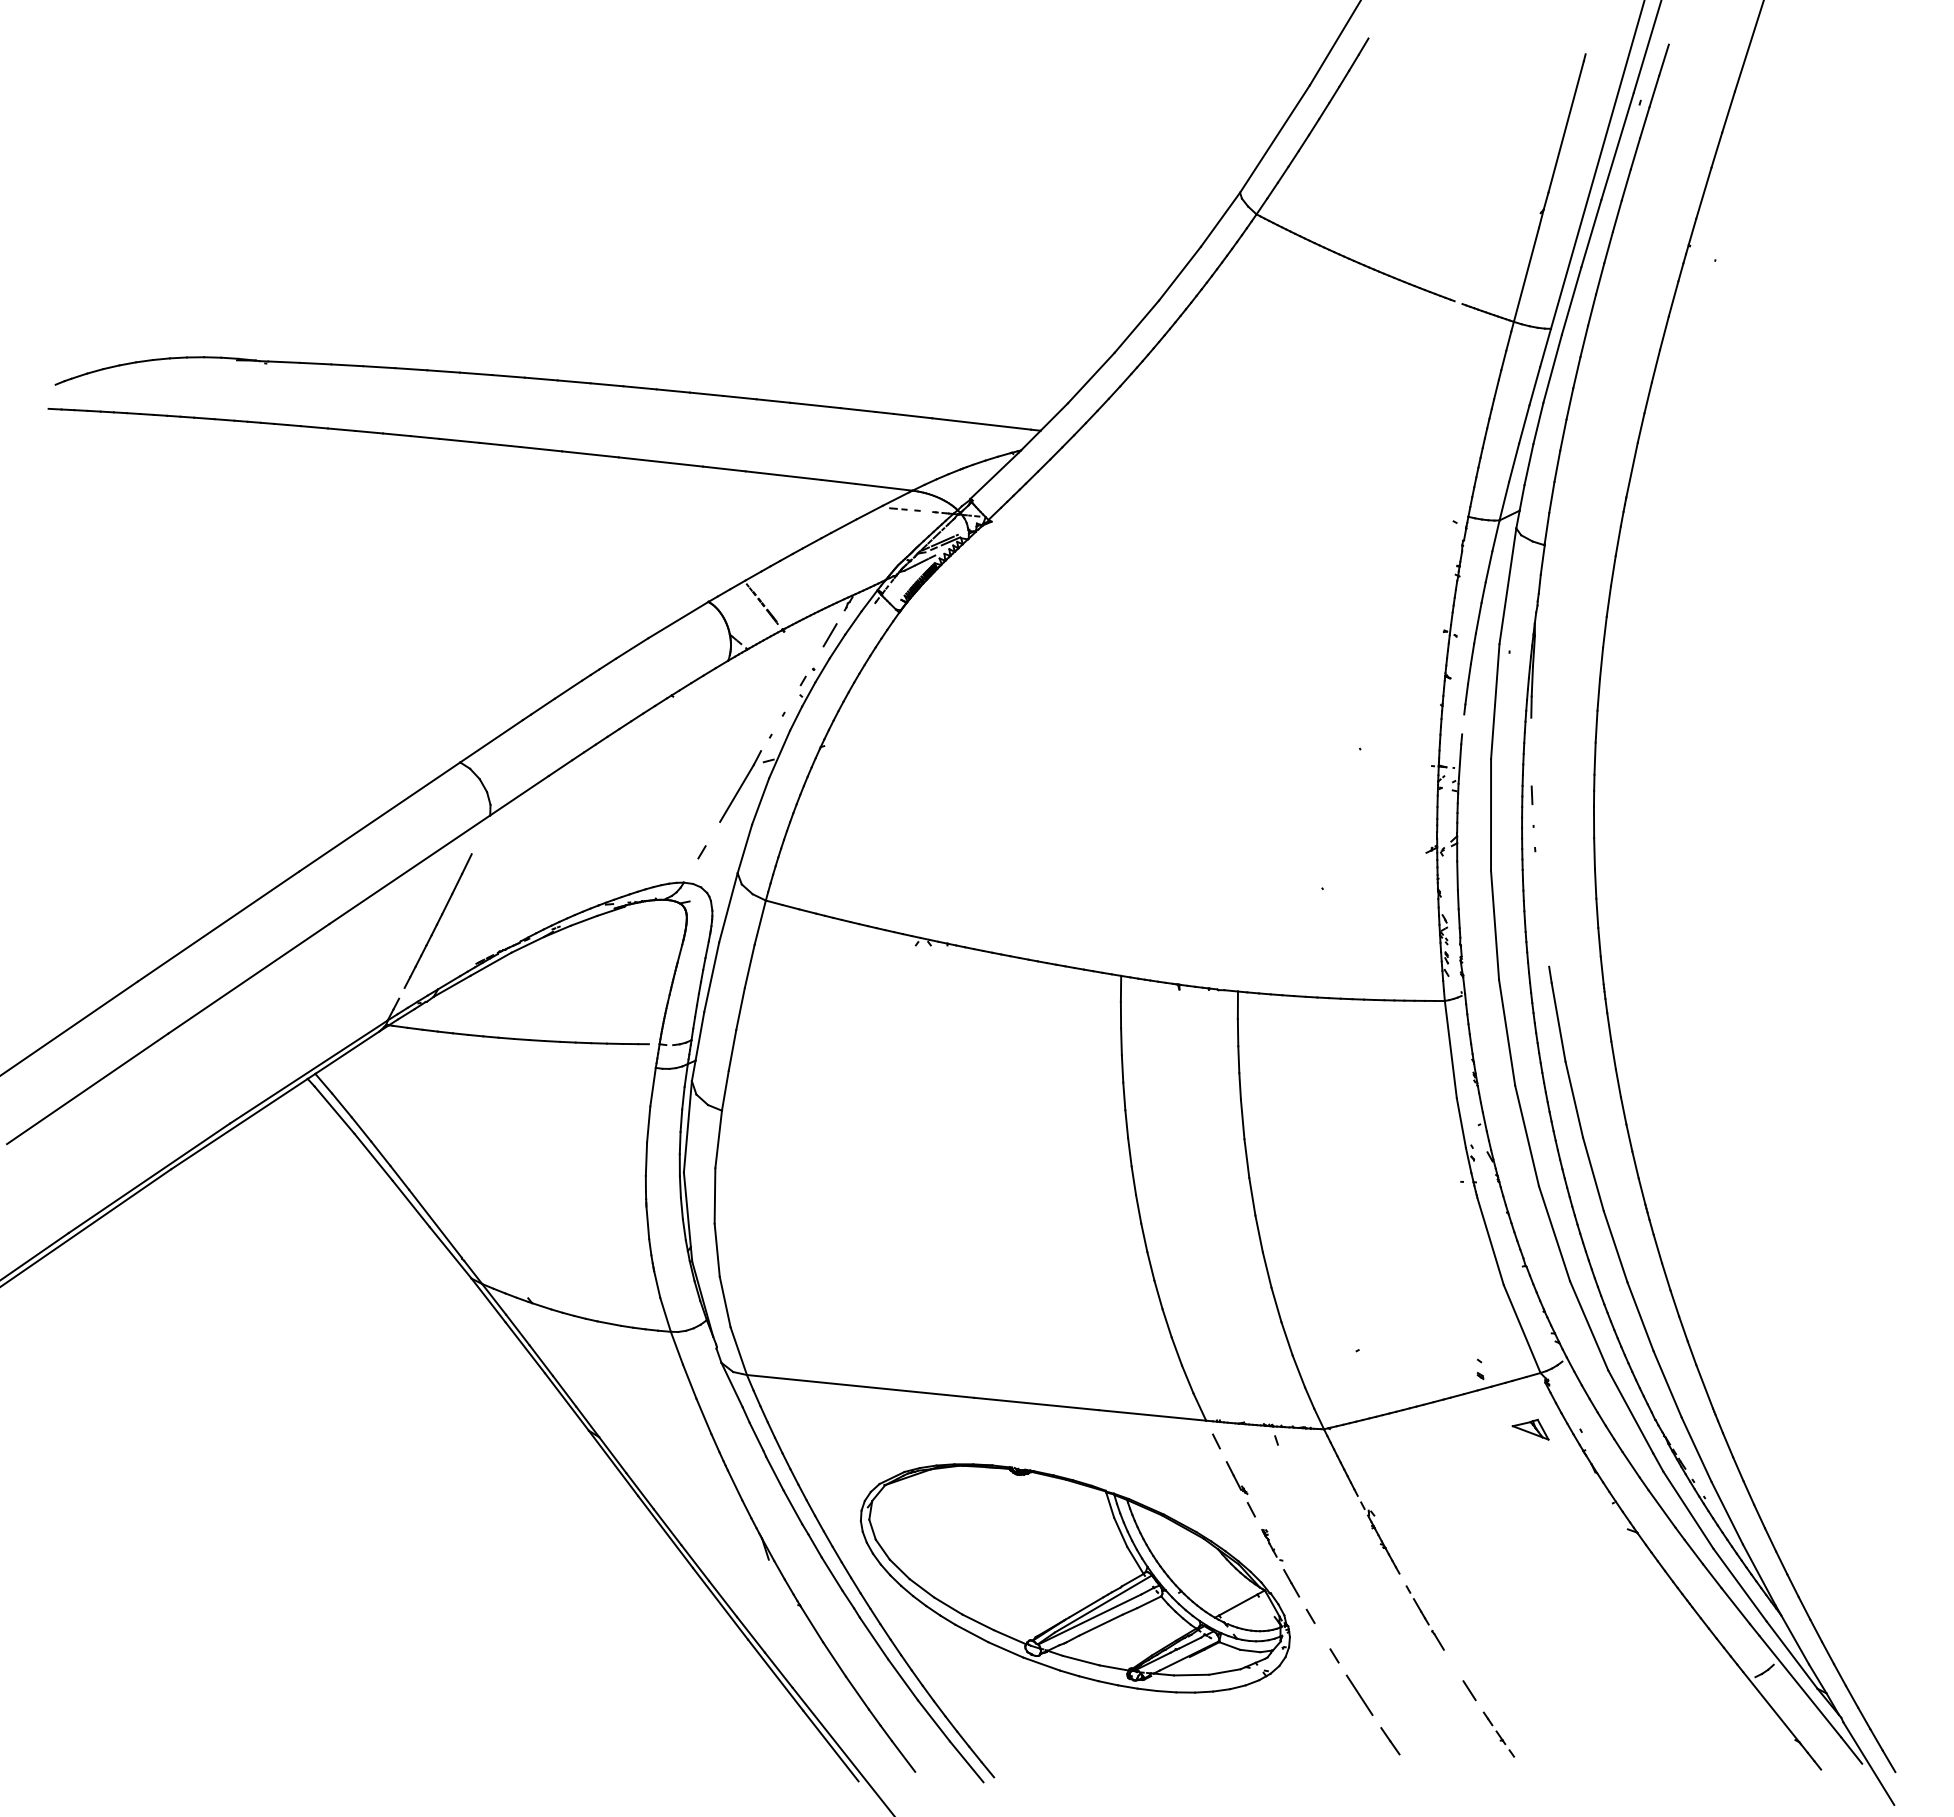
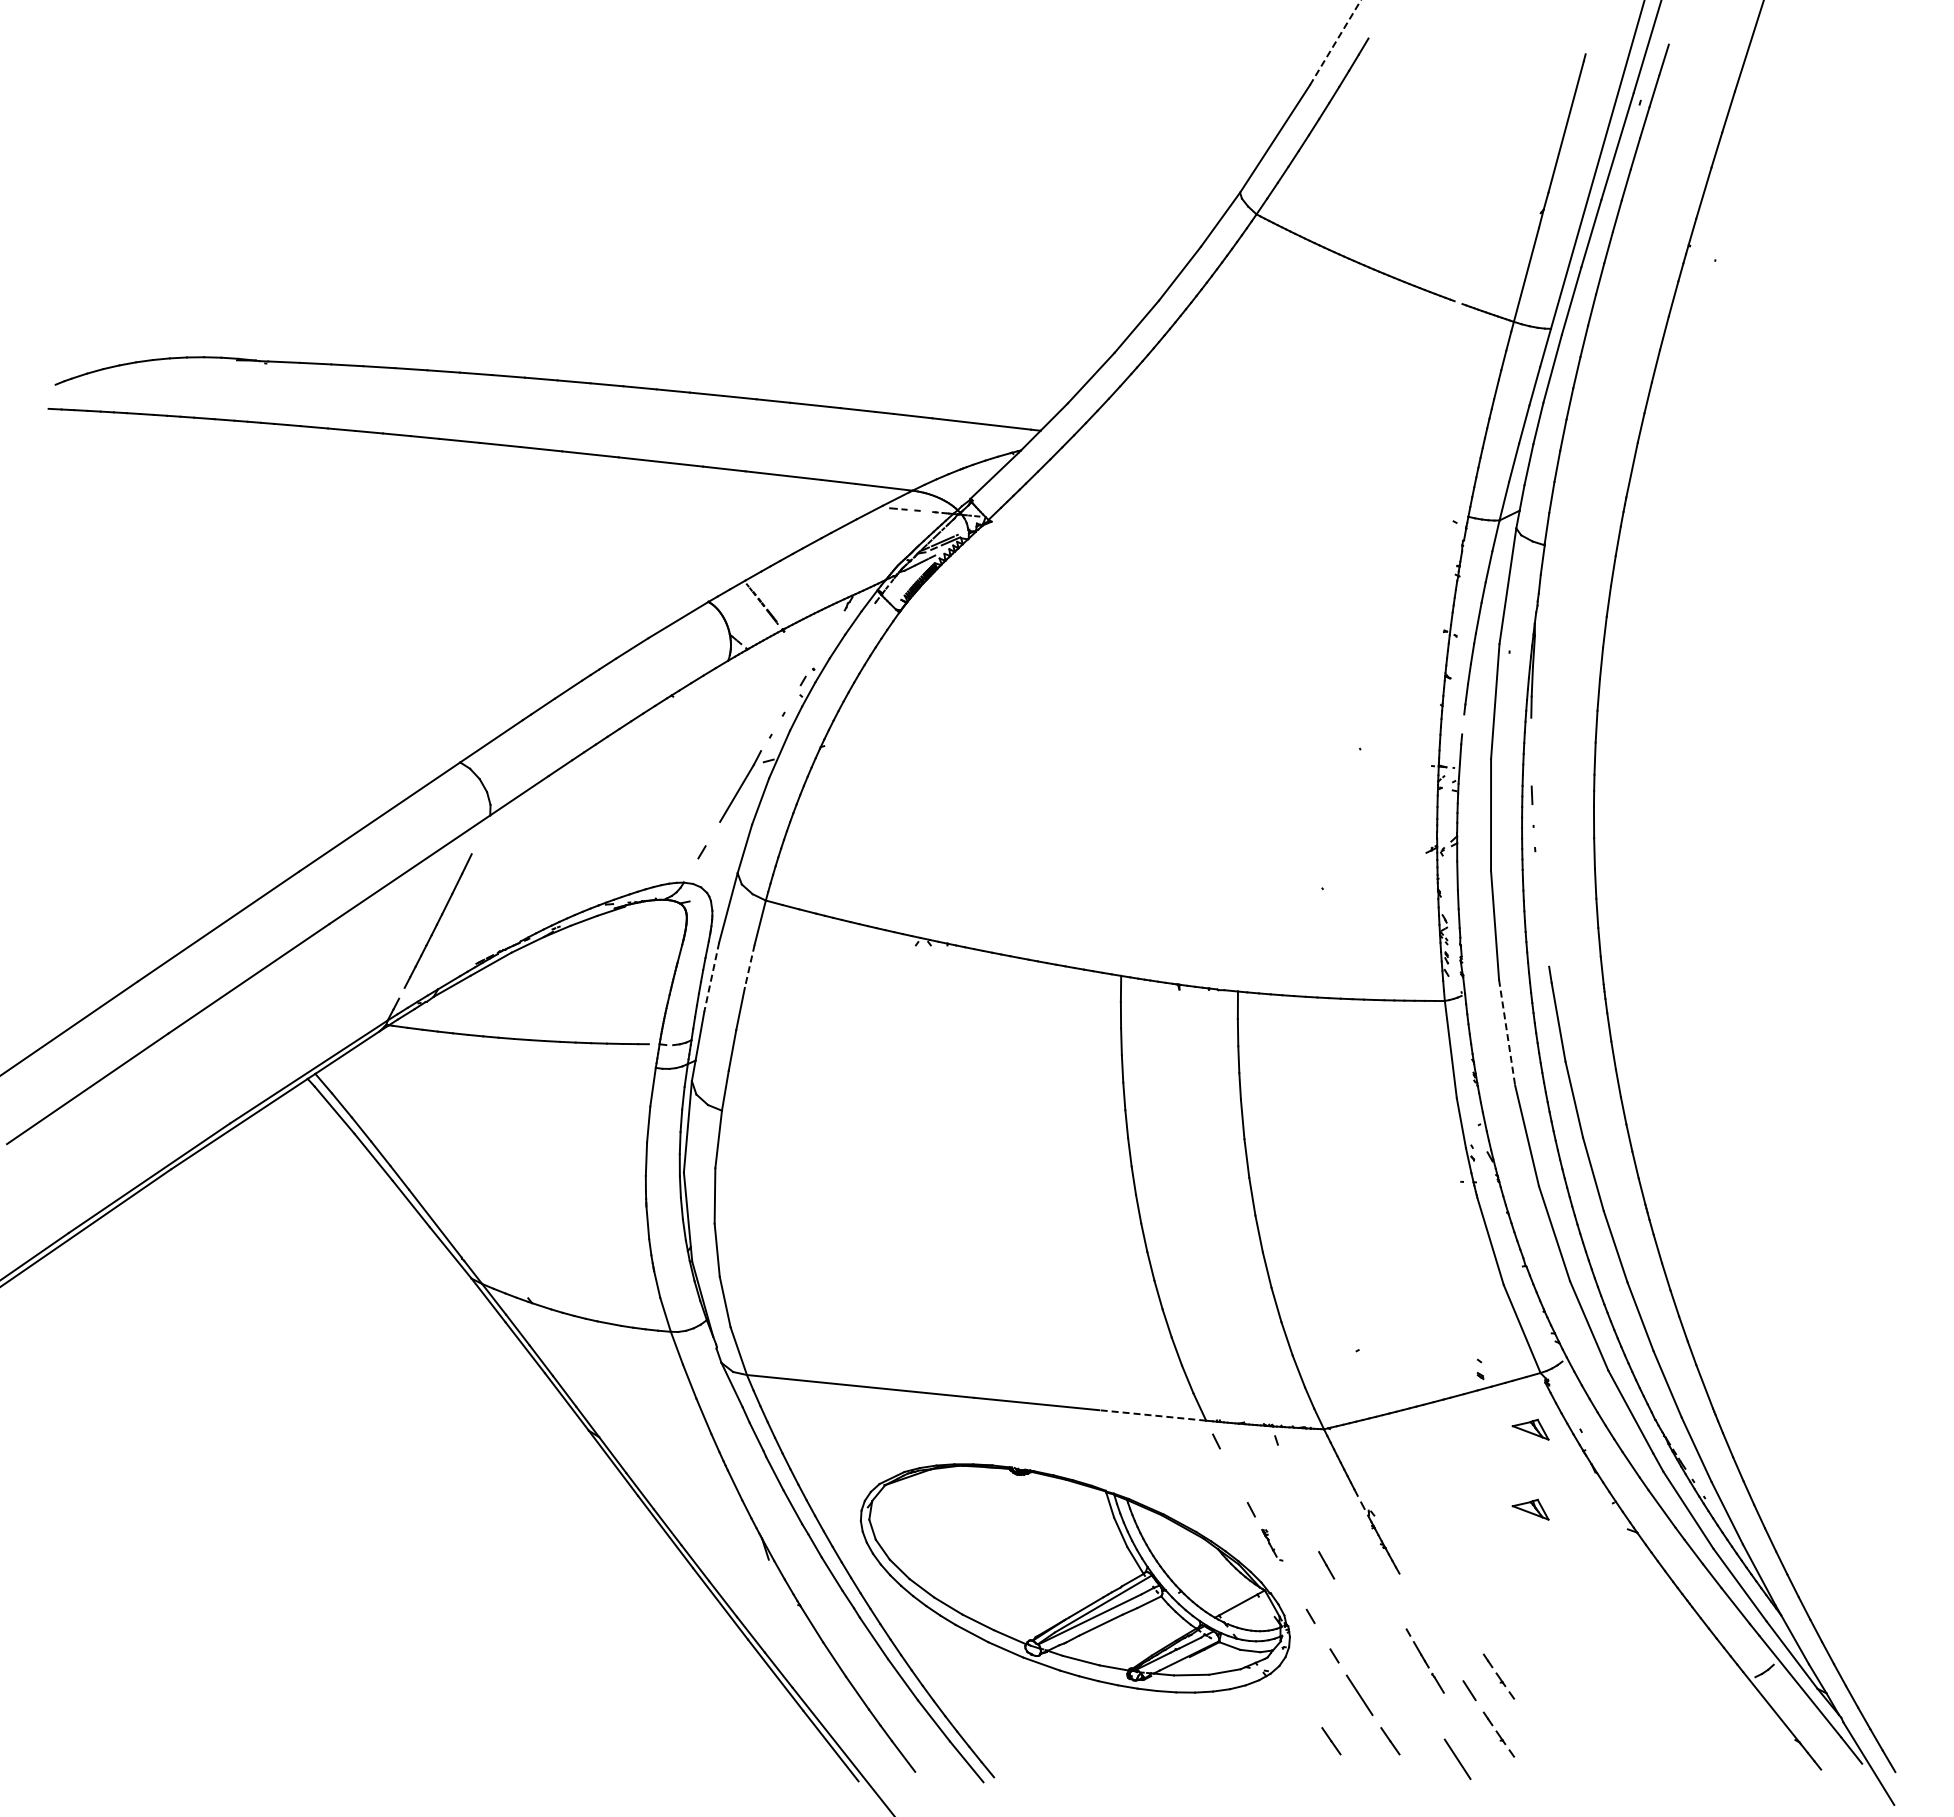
line: solid -> dashed (1335, 42)
line: present -> none (829, 635)
line: solid -> dashed (749, 966)
line: solid -> dashed (711, 977)
line: solid -> dashed (1507, 1033)
line: solid -> dashed (1152, 1415)
part: present -> none (1236, 1477)
part: none -> present (1530, 1509)
line position: (1291, 1583) -> (1326, 1565) (1326, 1565)
part position: (1424, 1617) -> (1424, 1660) (1424, 1660)
part: none -> present (1498, 1676)
line: none -> present (1331, 1741)
line: none -> present (1457, 1758)
